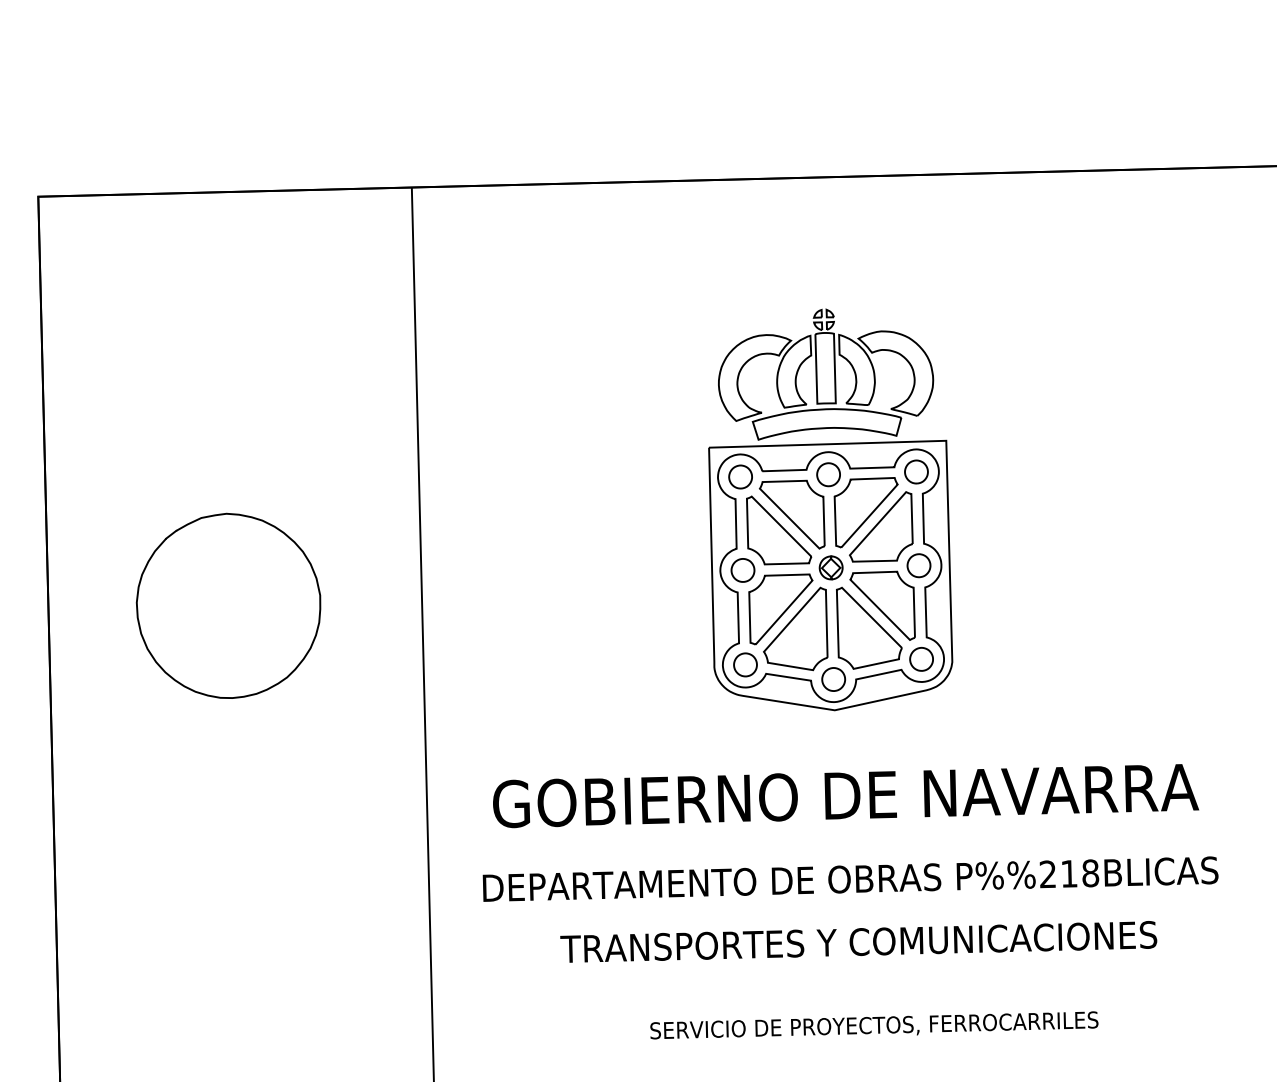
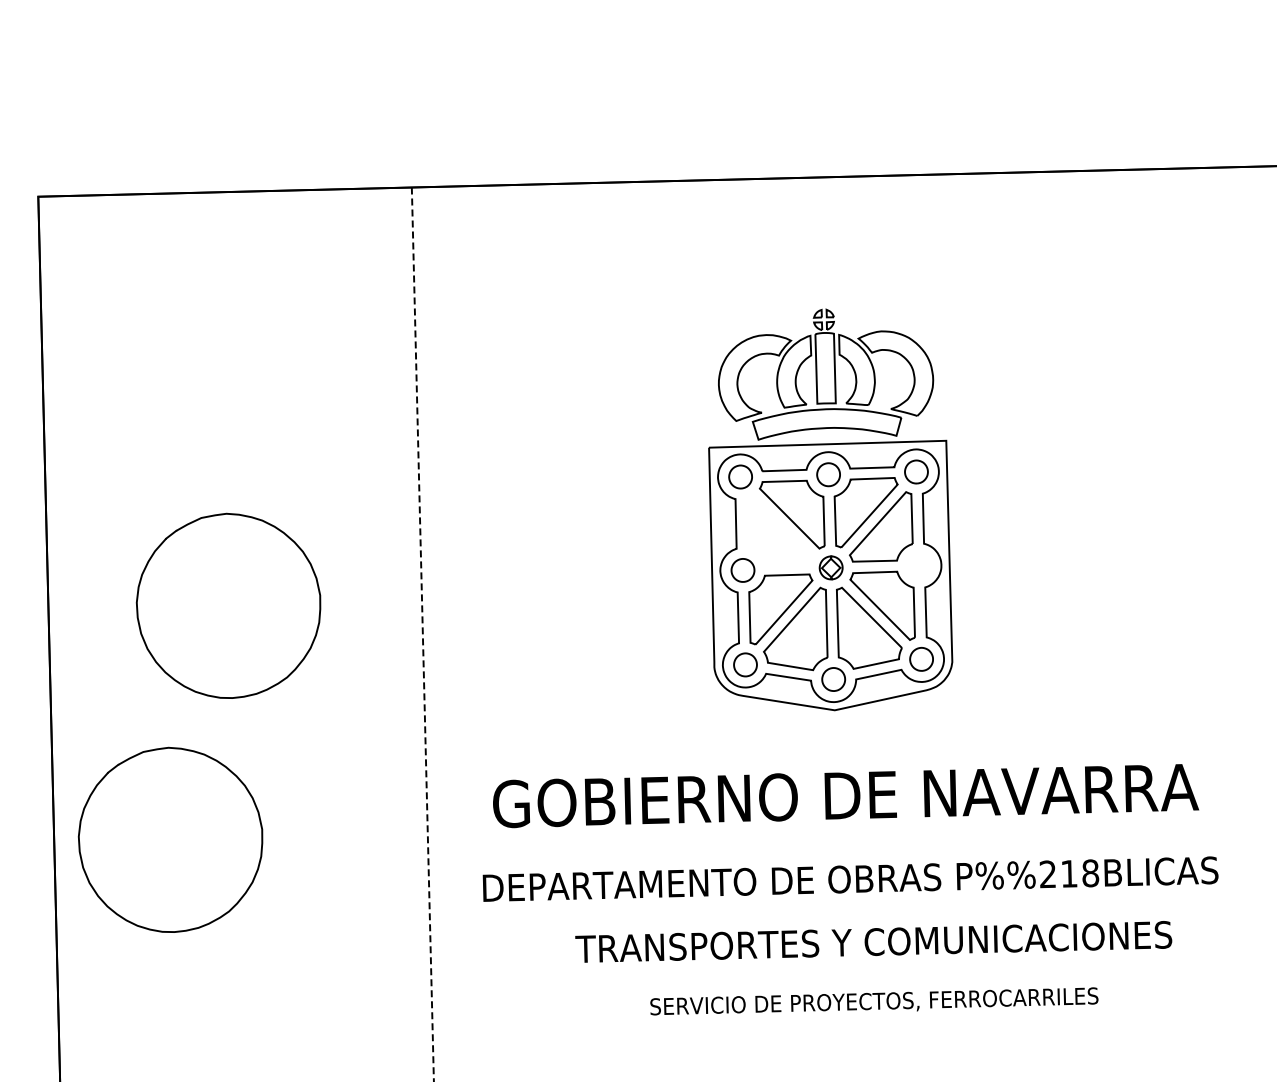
part: present -> none (779, 530)
part: present -> none (918, 565)
line: solid -> dashed (422, 634)
part: none -> present (170, 839)
text position: (858, 941) -> (873, 941) (873, 941)
text position: (874, 1025) -> (874, 1001) (874, 1001)
